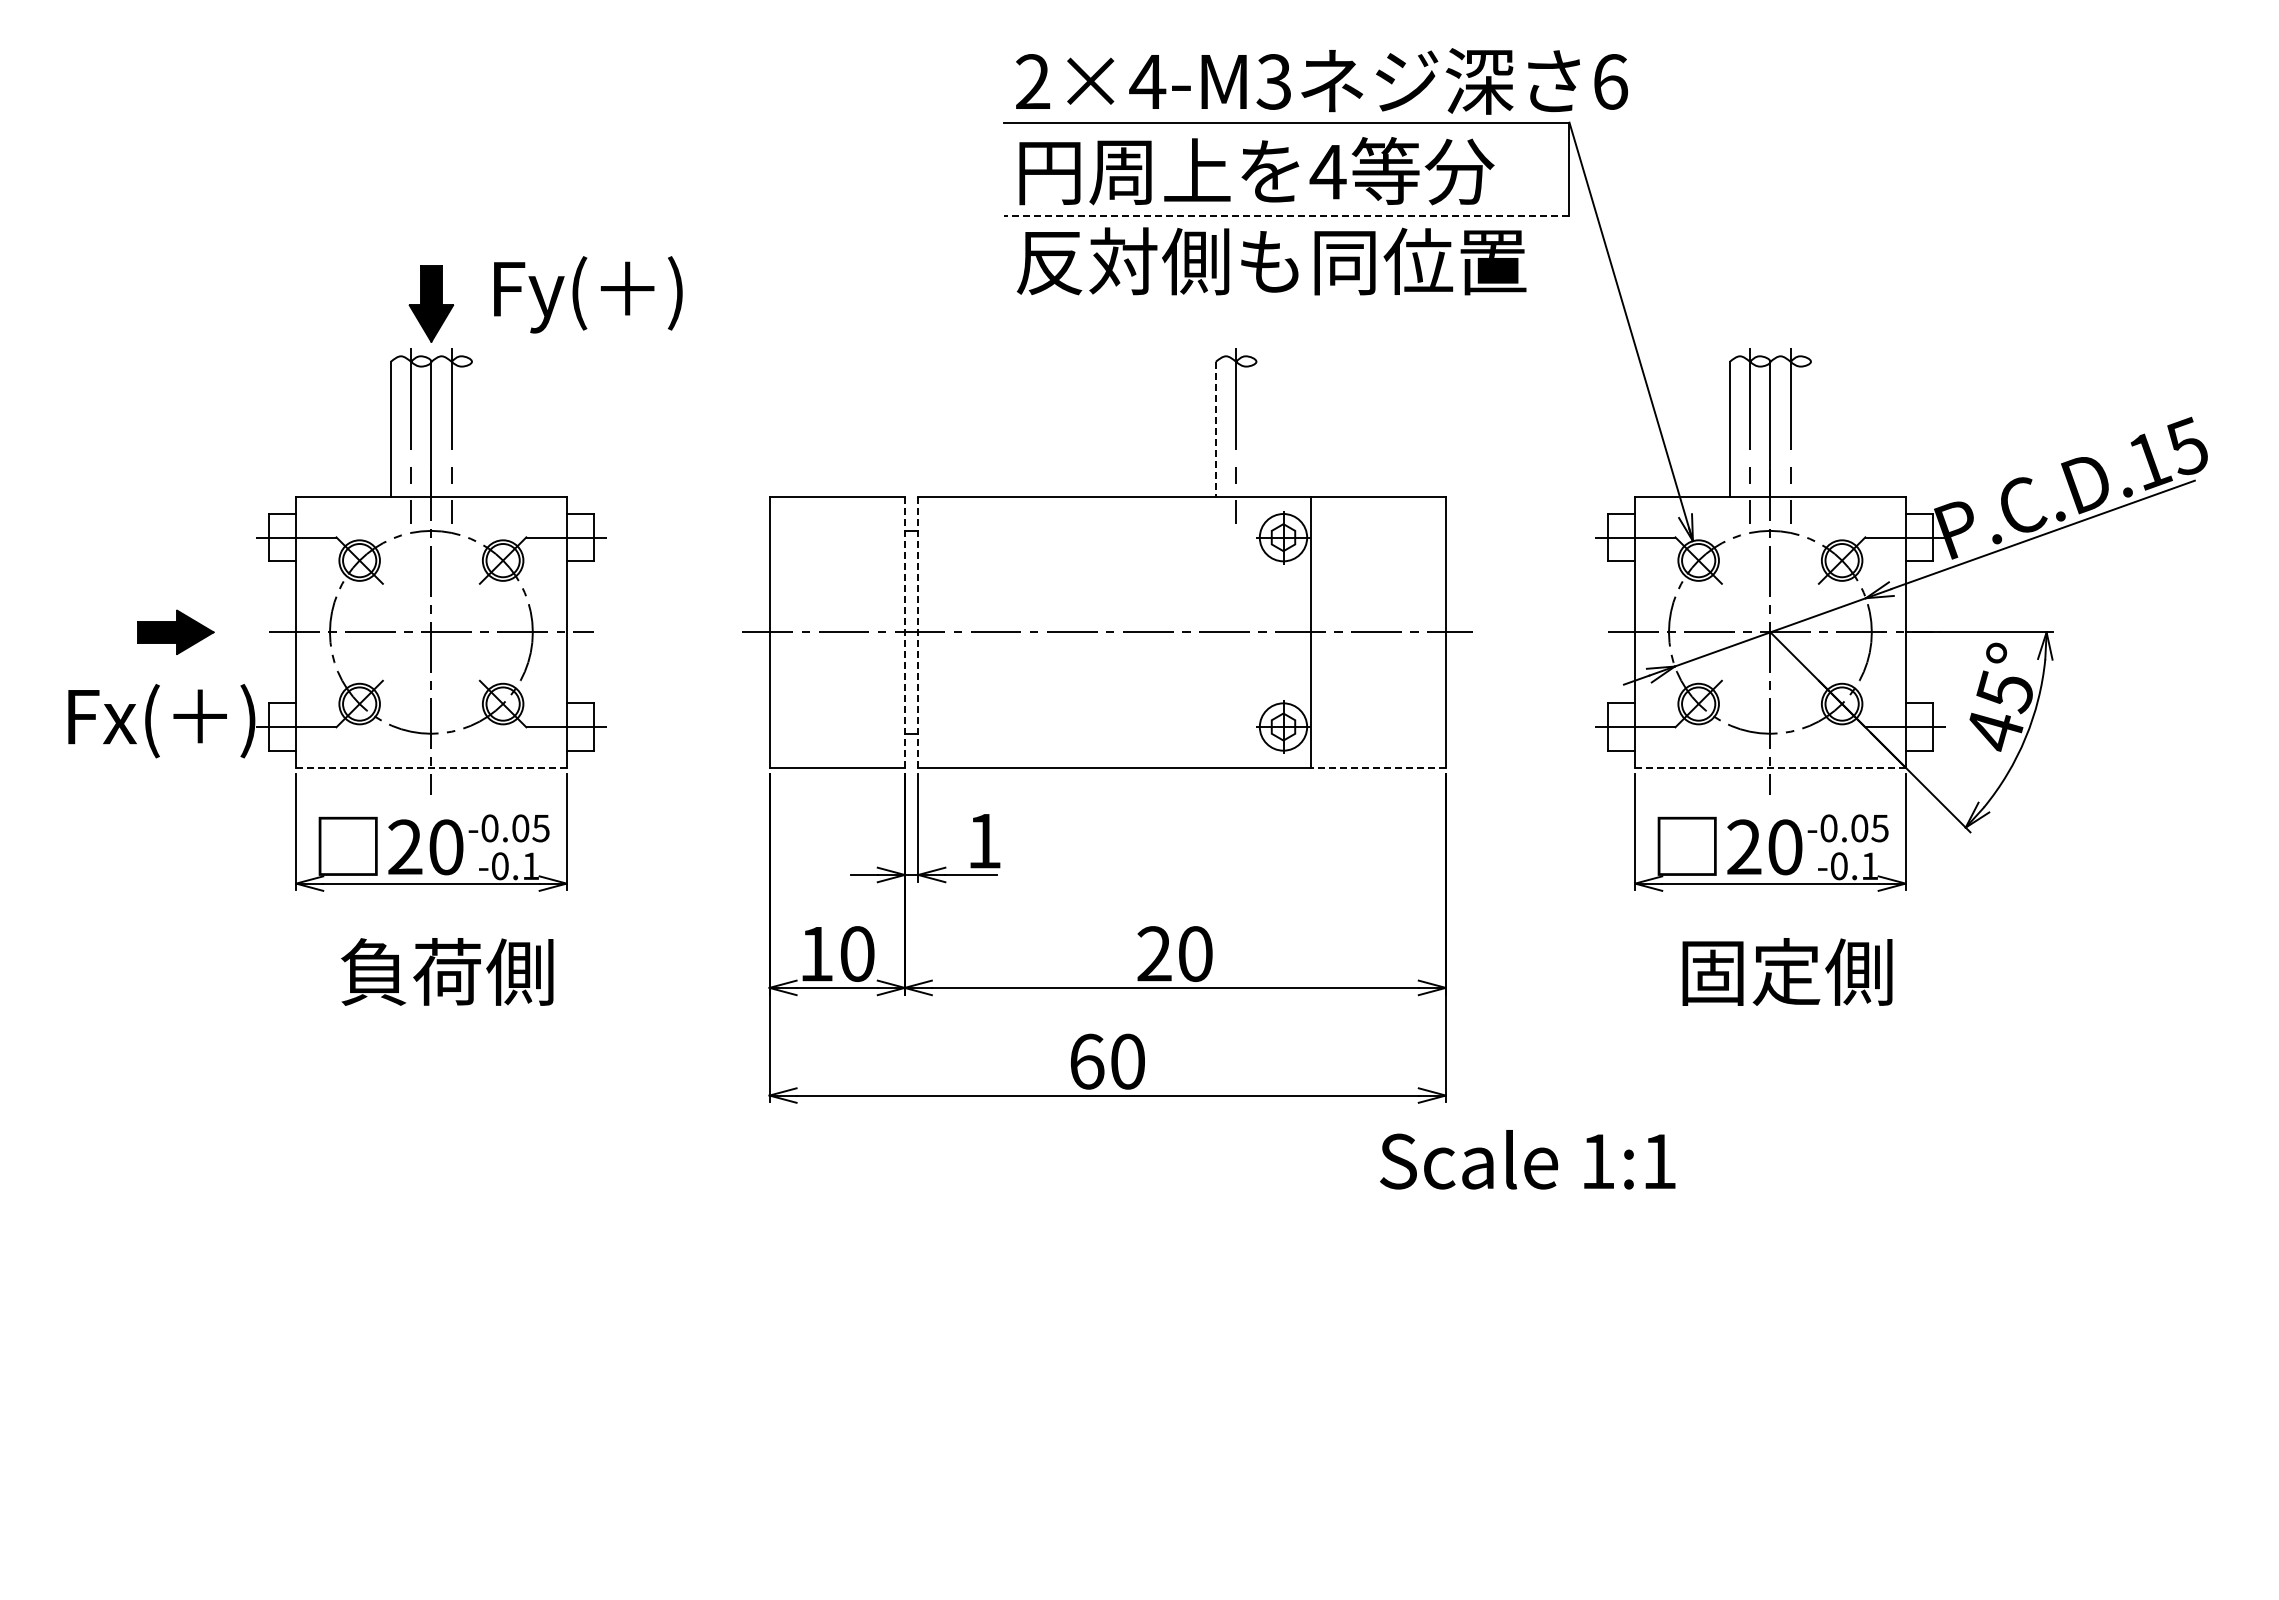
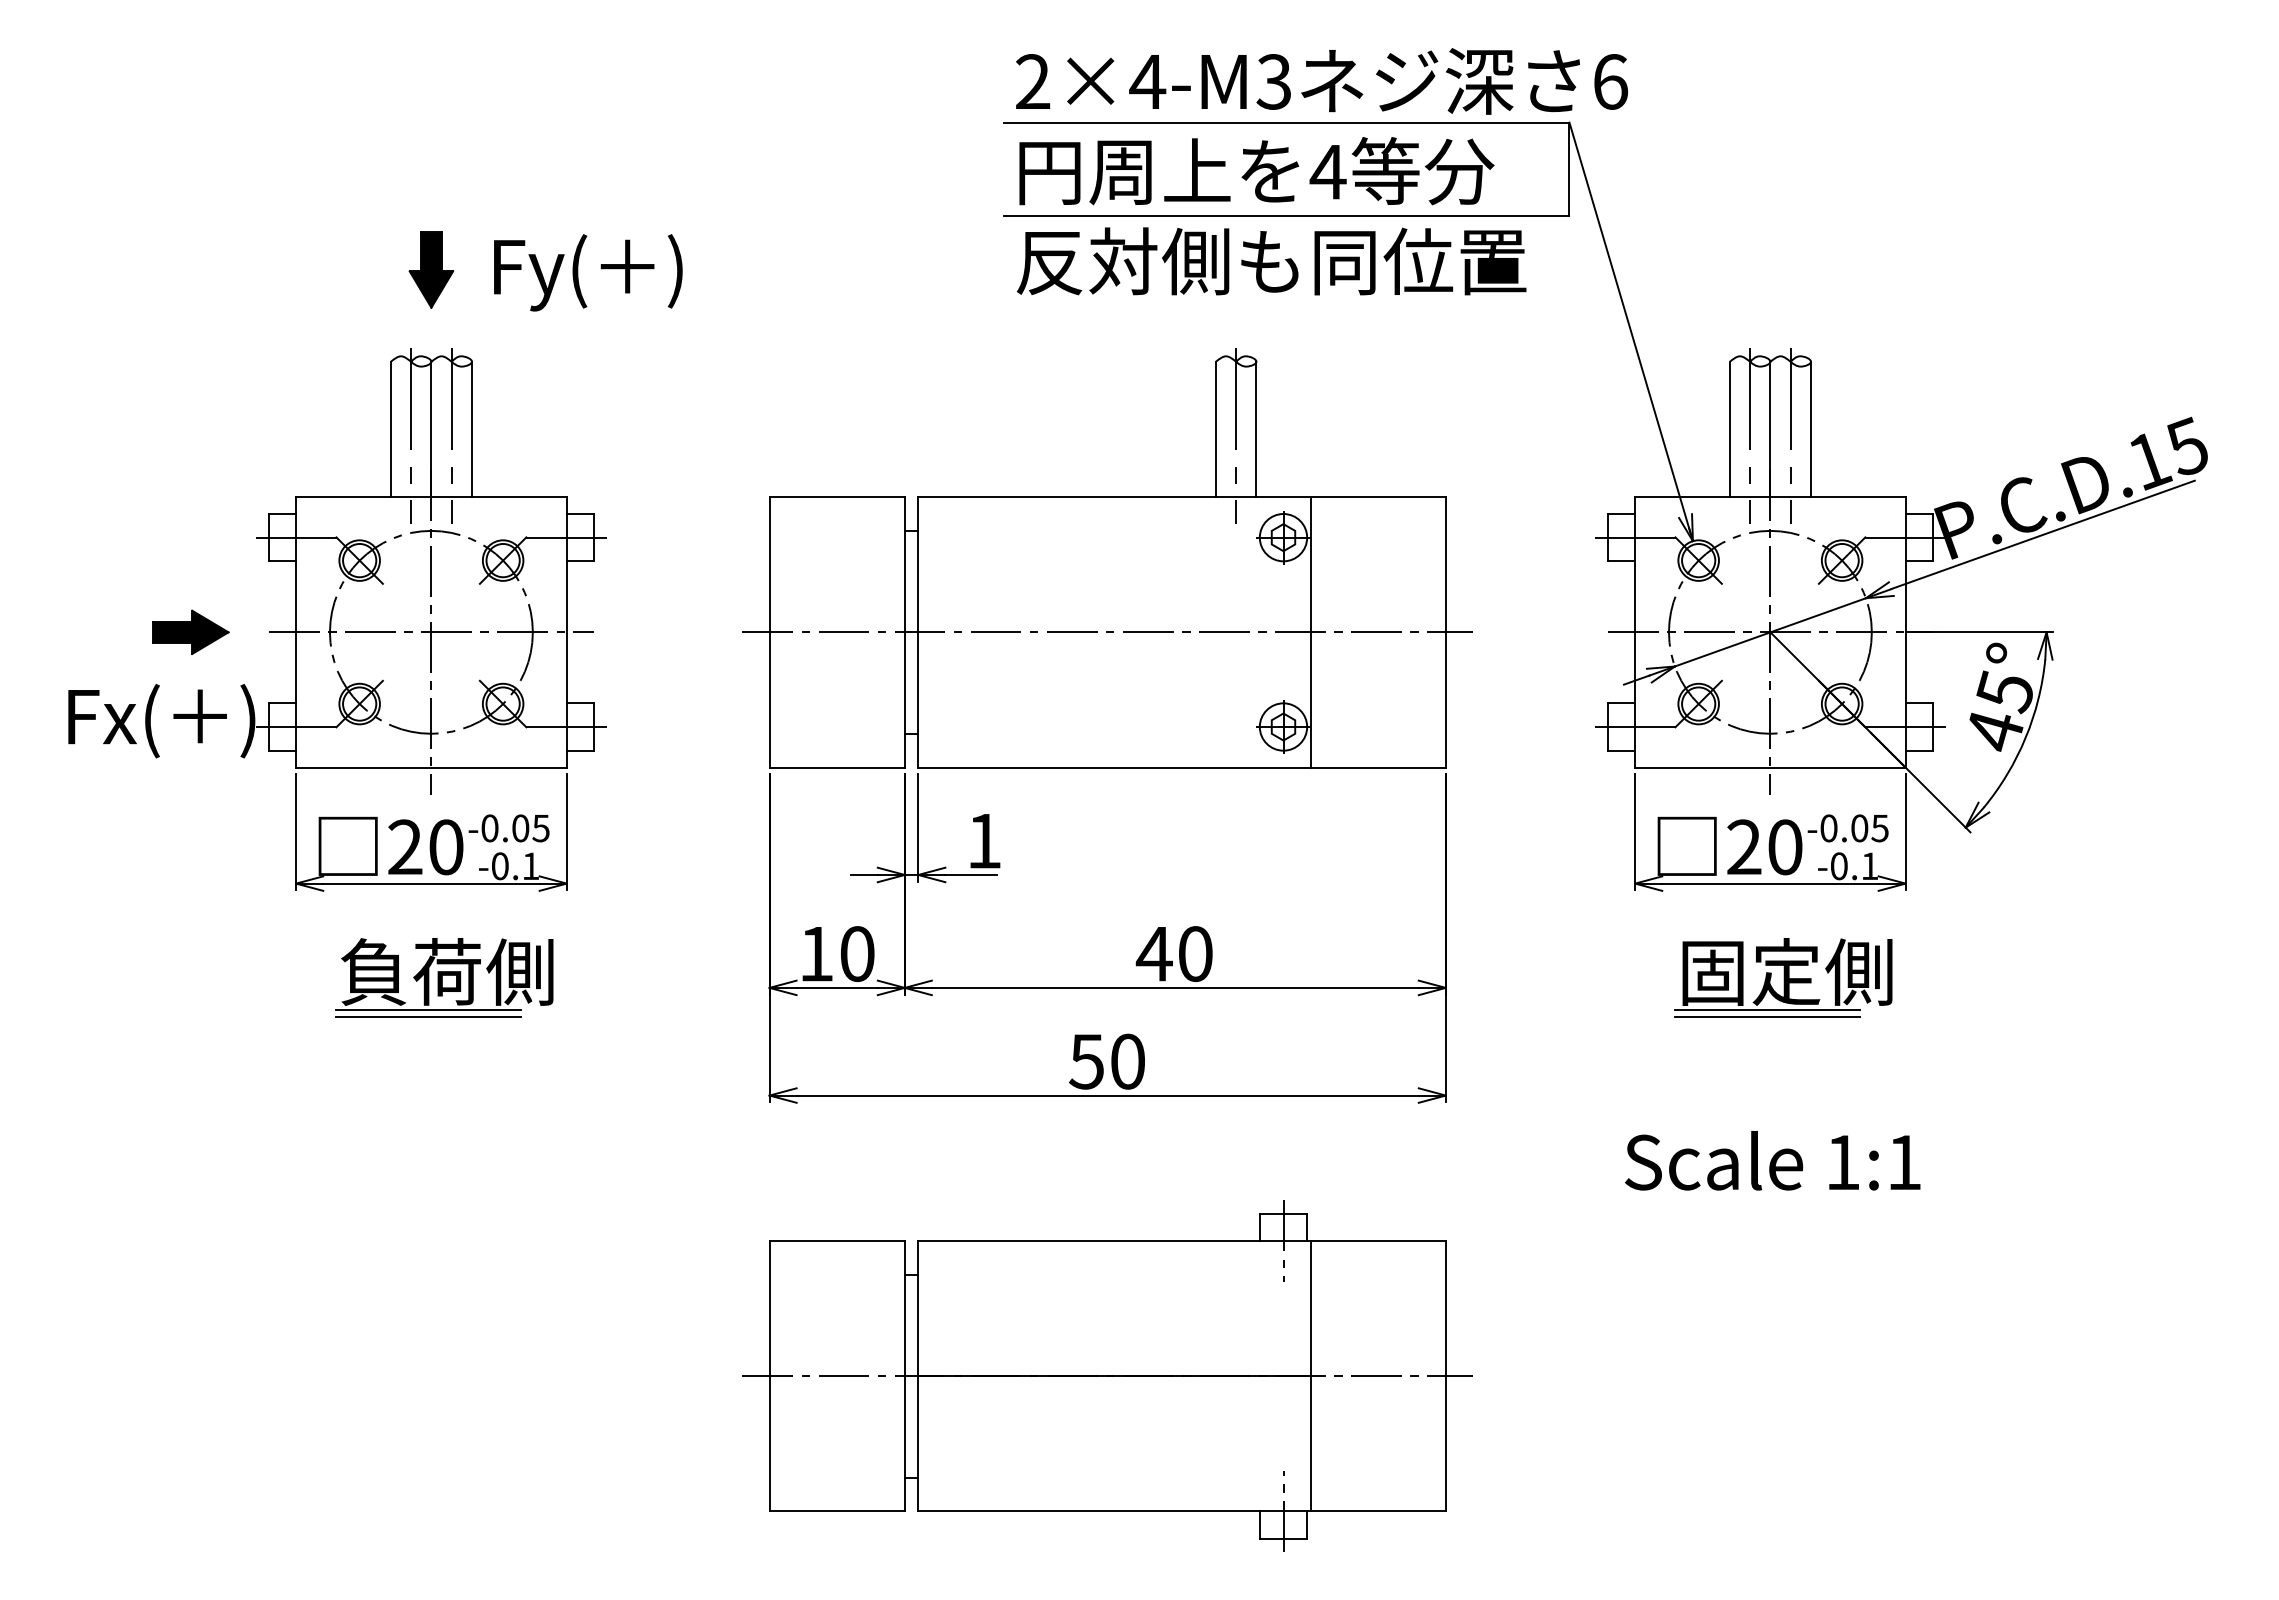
line: dashed -> solid (1286, 215)
text position: (588, 294) -> (588, 272) (588, 272)
part position: (431, 303) -> (431, 269) (431, 269)
line: none -> present (471, 429)
line: dashed -> solid (1215, 429)
line: none -> present (1256, 429)
line: none -> present (1810, 429)
part position: (175, 631) -> (190, 631) (190, 631)
line: dashed -> solid (904, 632)
line: dashed -> solid (918, 632)
line: dashed -> solid (431, 767)
line: dashed -> solid (1378, 767)
line: dashed -> solid (1770, 767)
text: 20 -> 40 (1153, 953)
line: none -> present (428, 1010)
line: none -> present (1767, 1010)
line: none -> present (428, 1016)
line: none -> present (1767, 1016)
text: 60 -> 50 (1086, 1061)
text position: (1527, 1159) -> (1772, 1160) (1772, 1160)
part: none -> present (1107, 1375)
